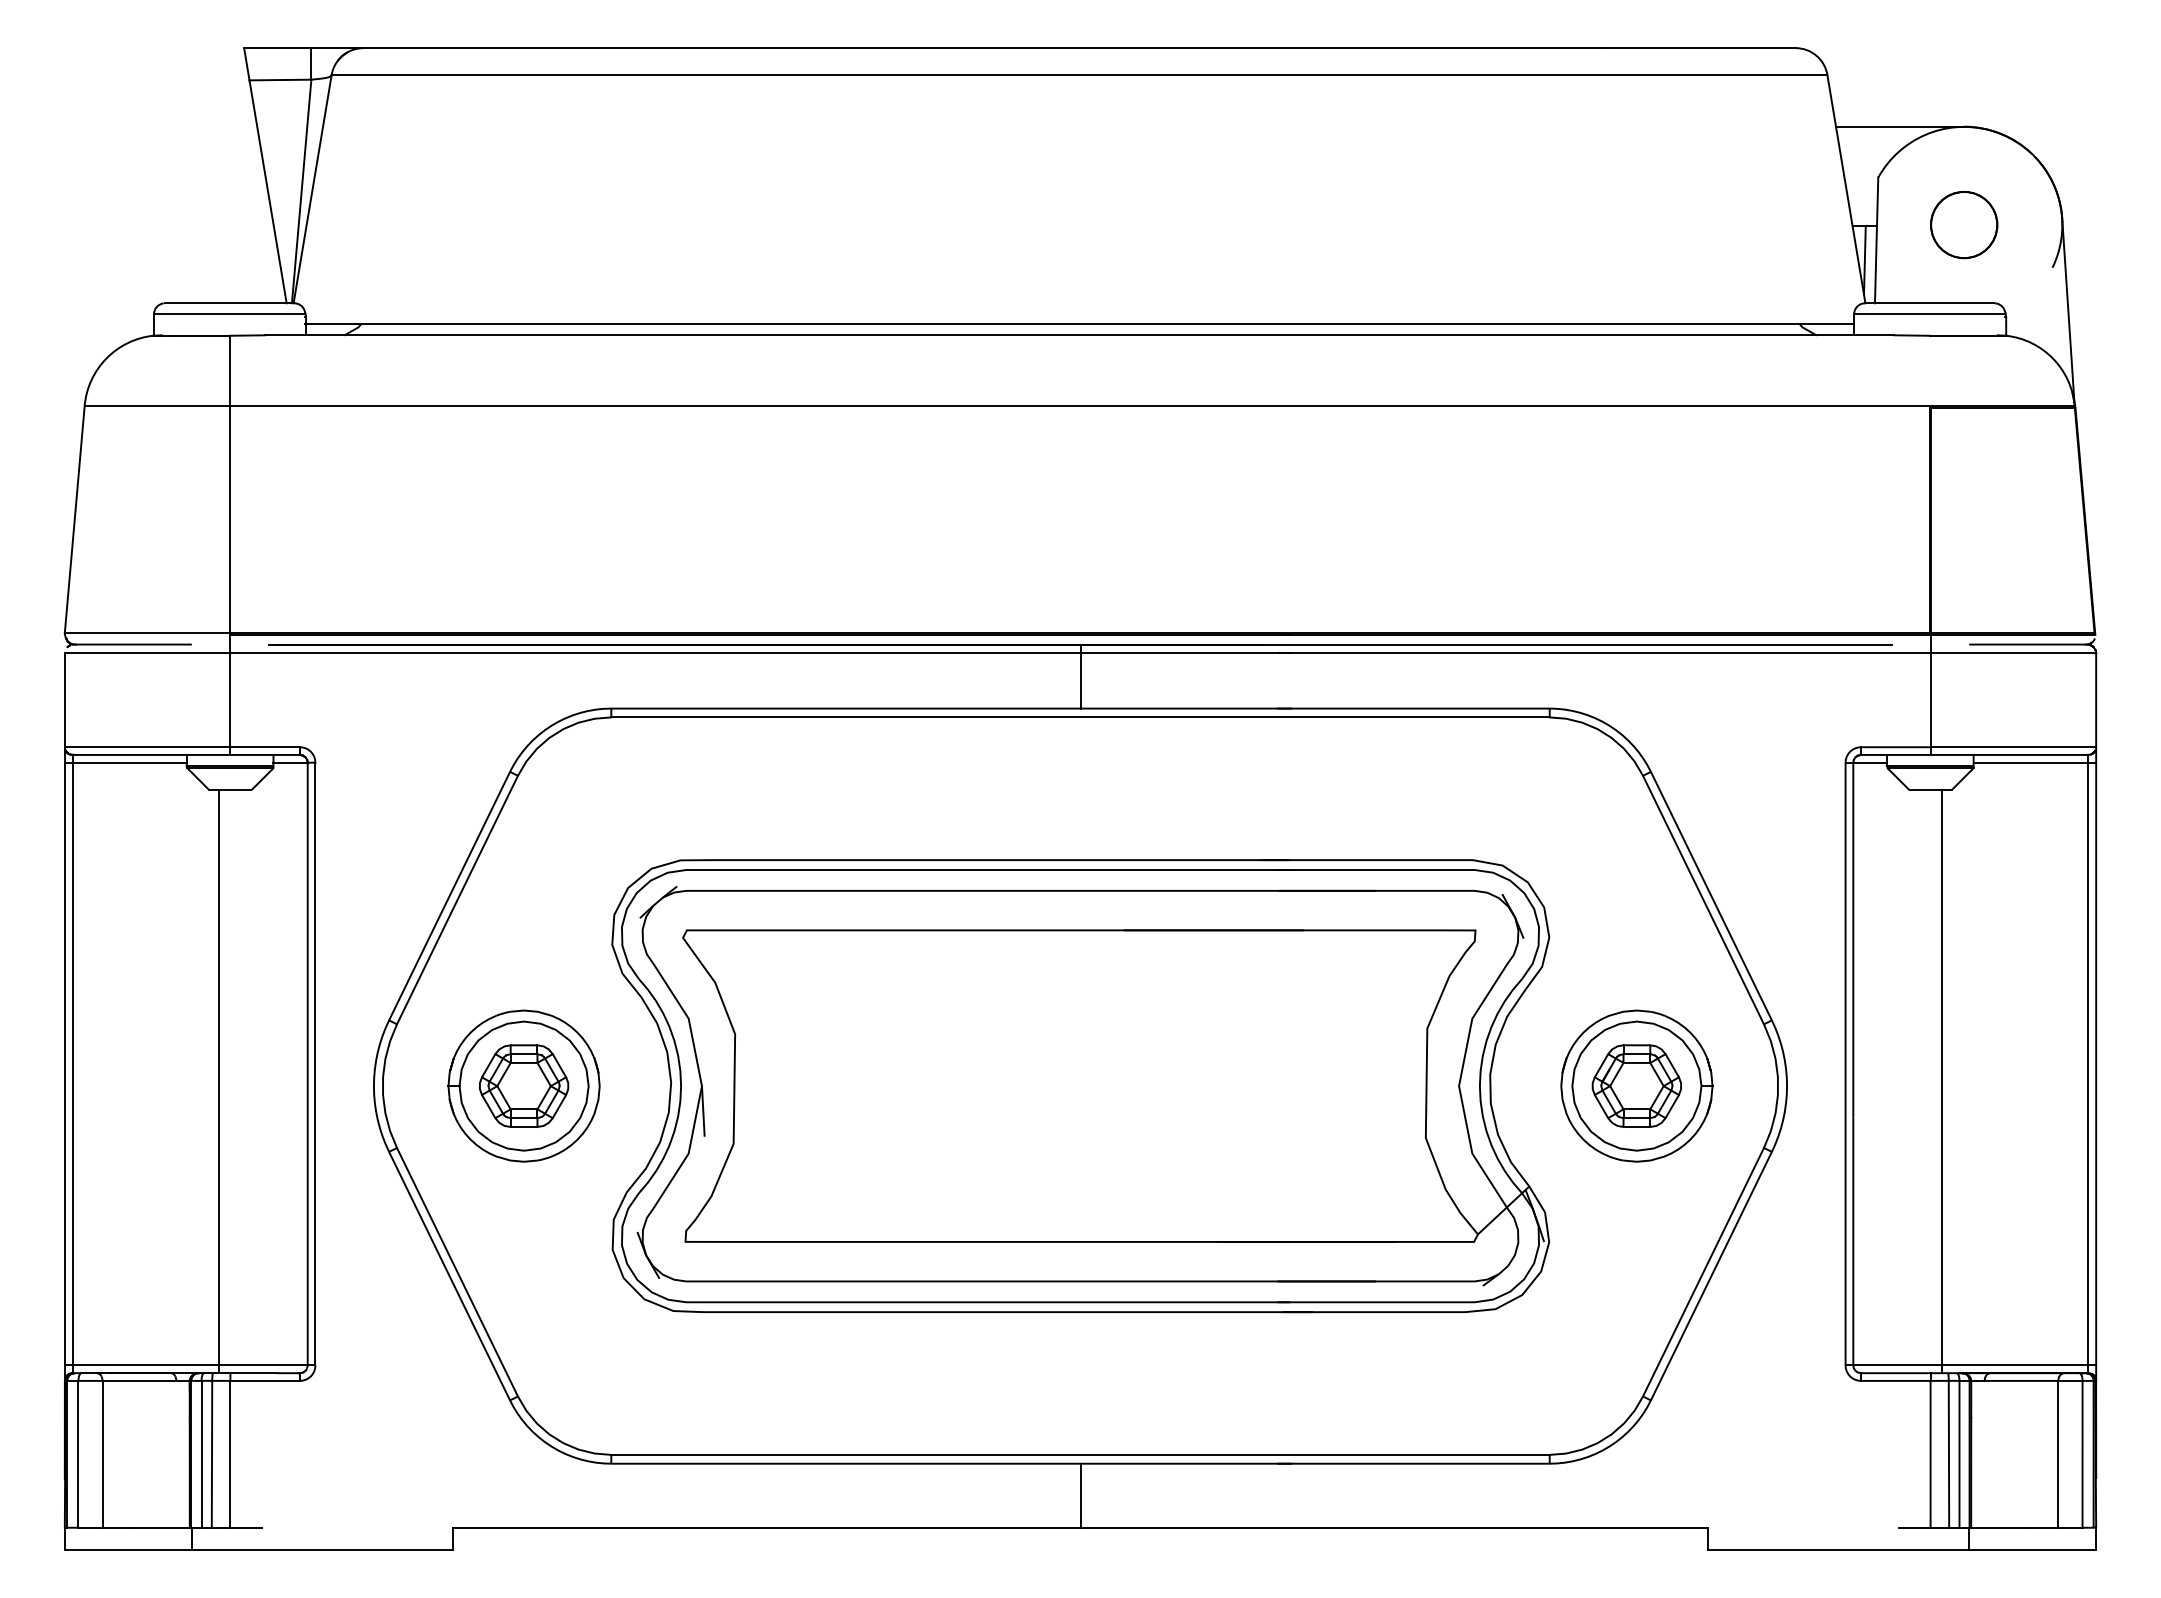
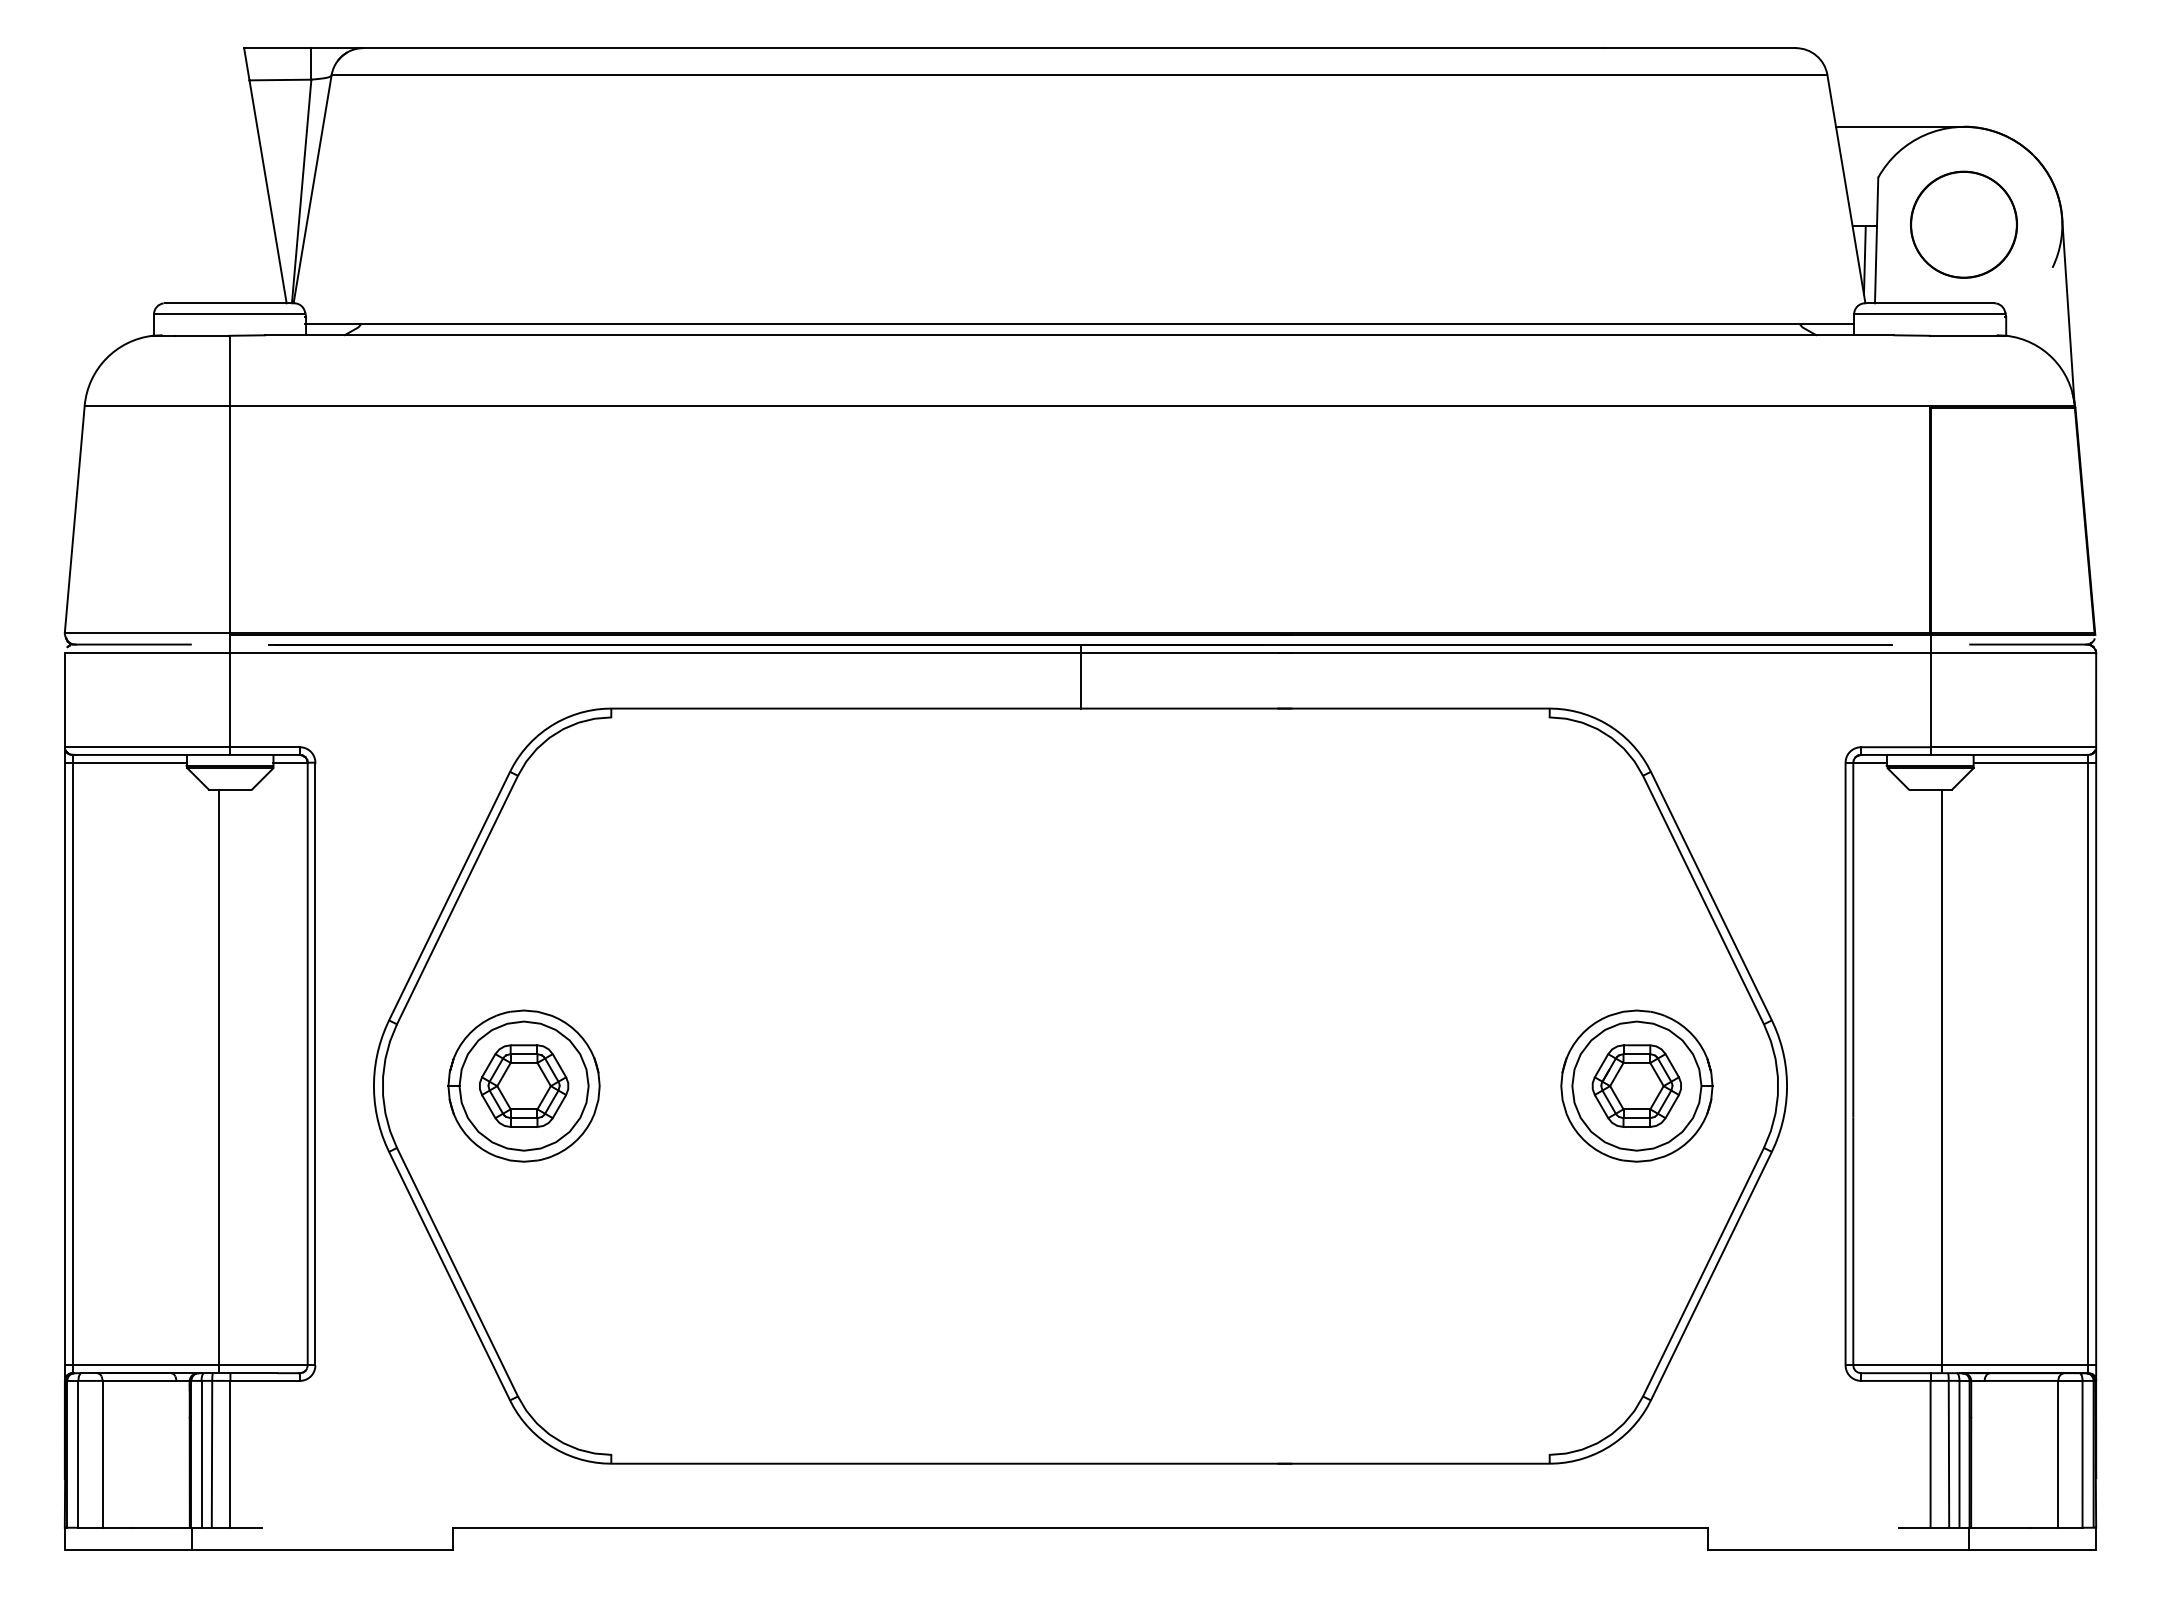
part size: 69x69 px -> 108x109 px (1963, 224)
line: present -> none (1080, 717)
part: present -> none (1080, 1086)
line: present -> none (1080, 1454)
line: present -> none (1080, 1495)
